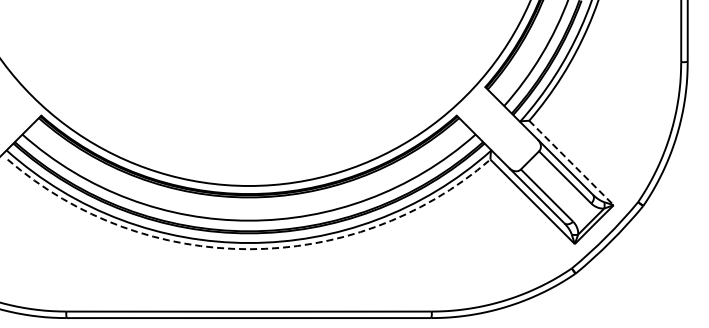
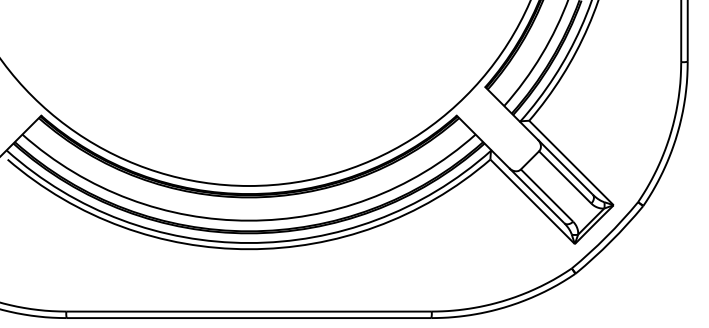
line: dashed -> solid (571, 163)
arc: dashed -> solid (249, 249)
